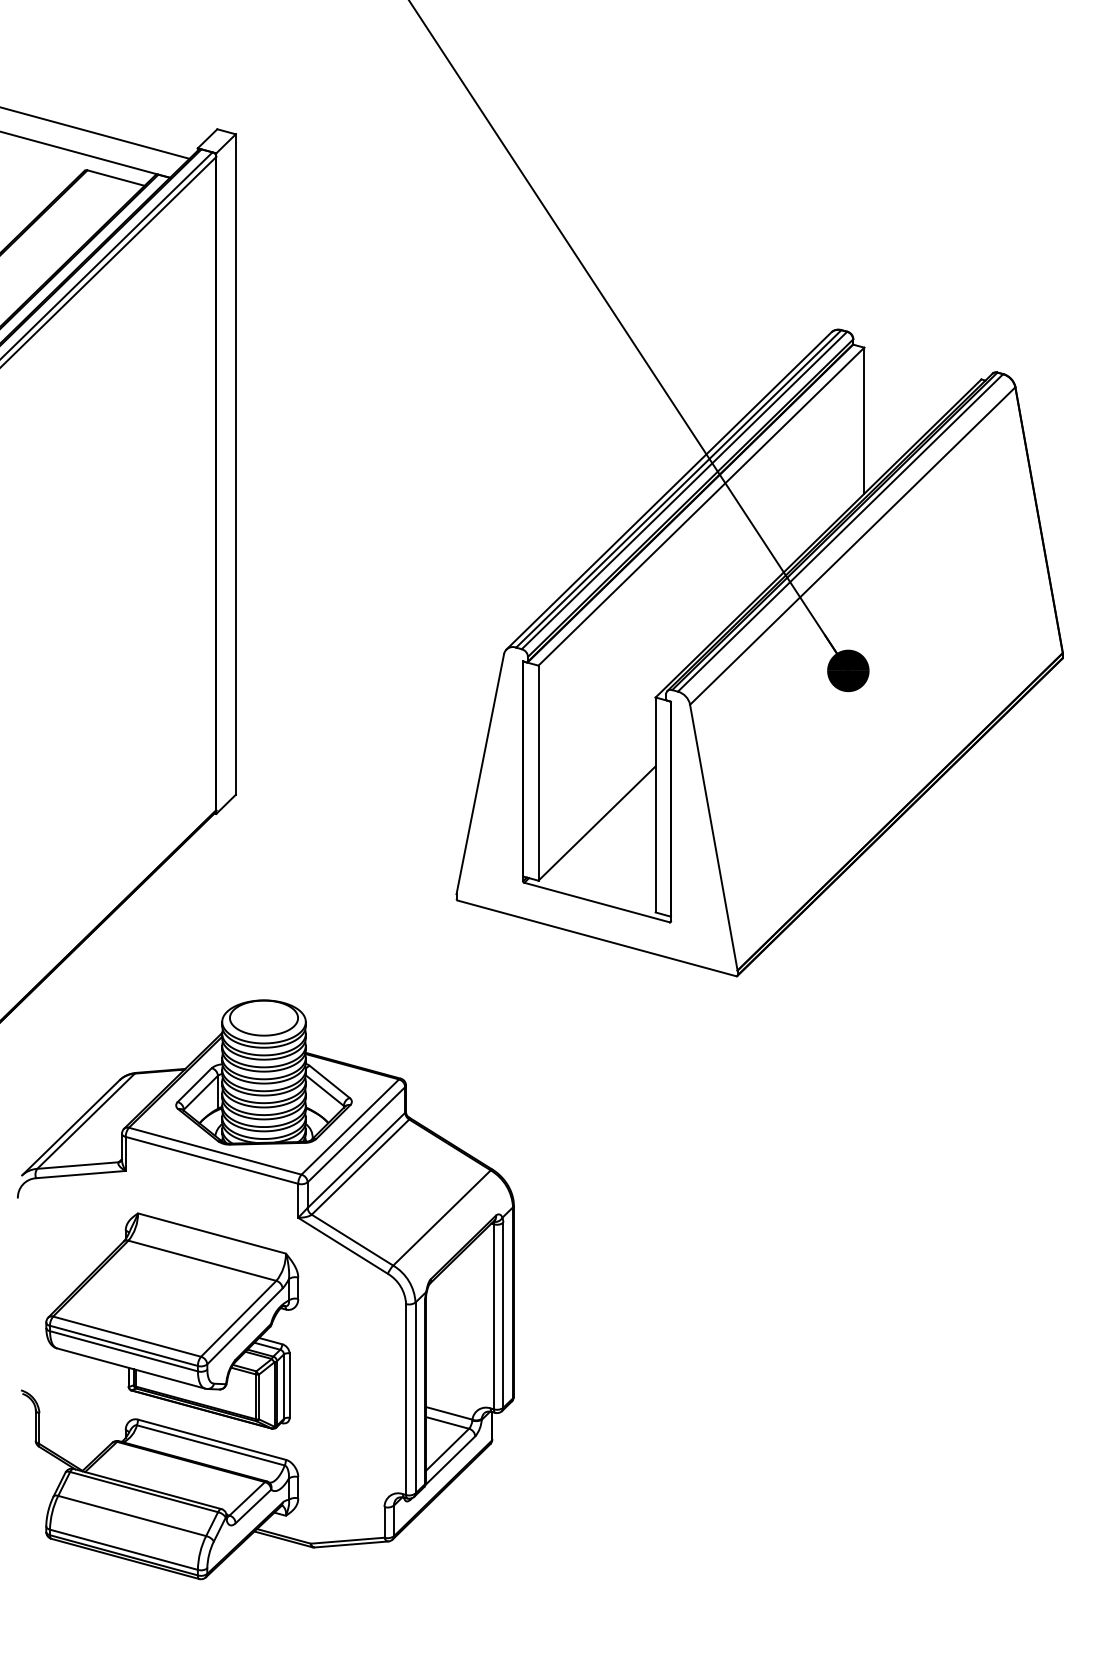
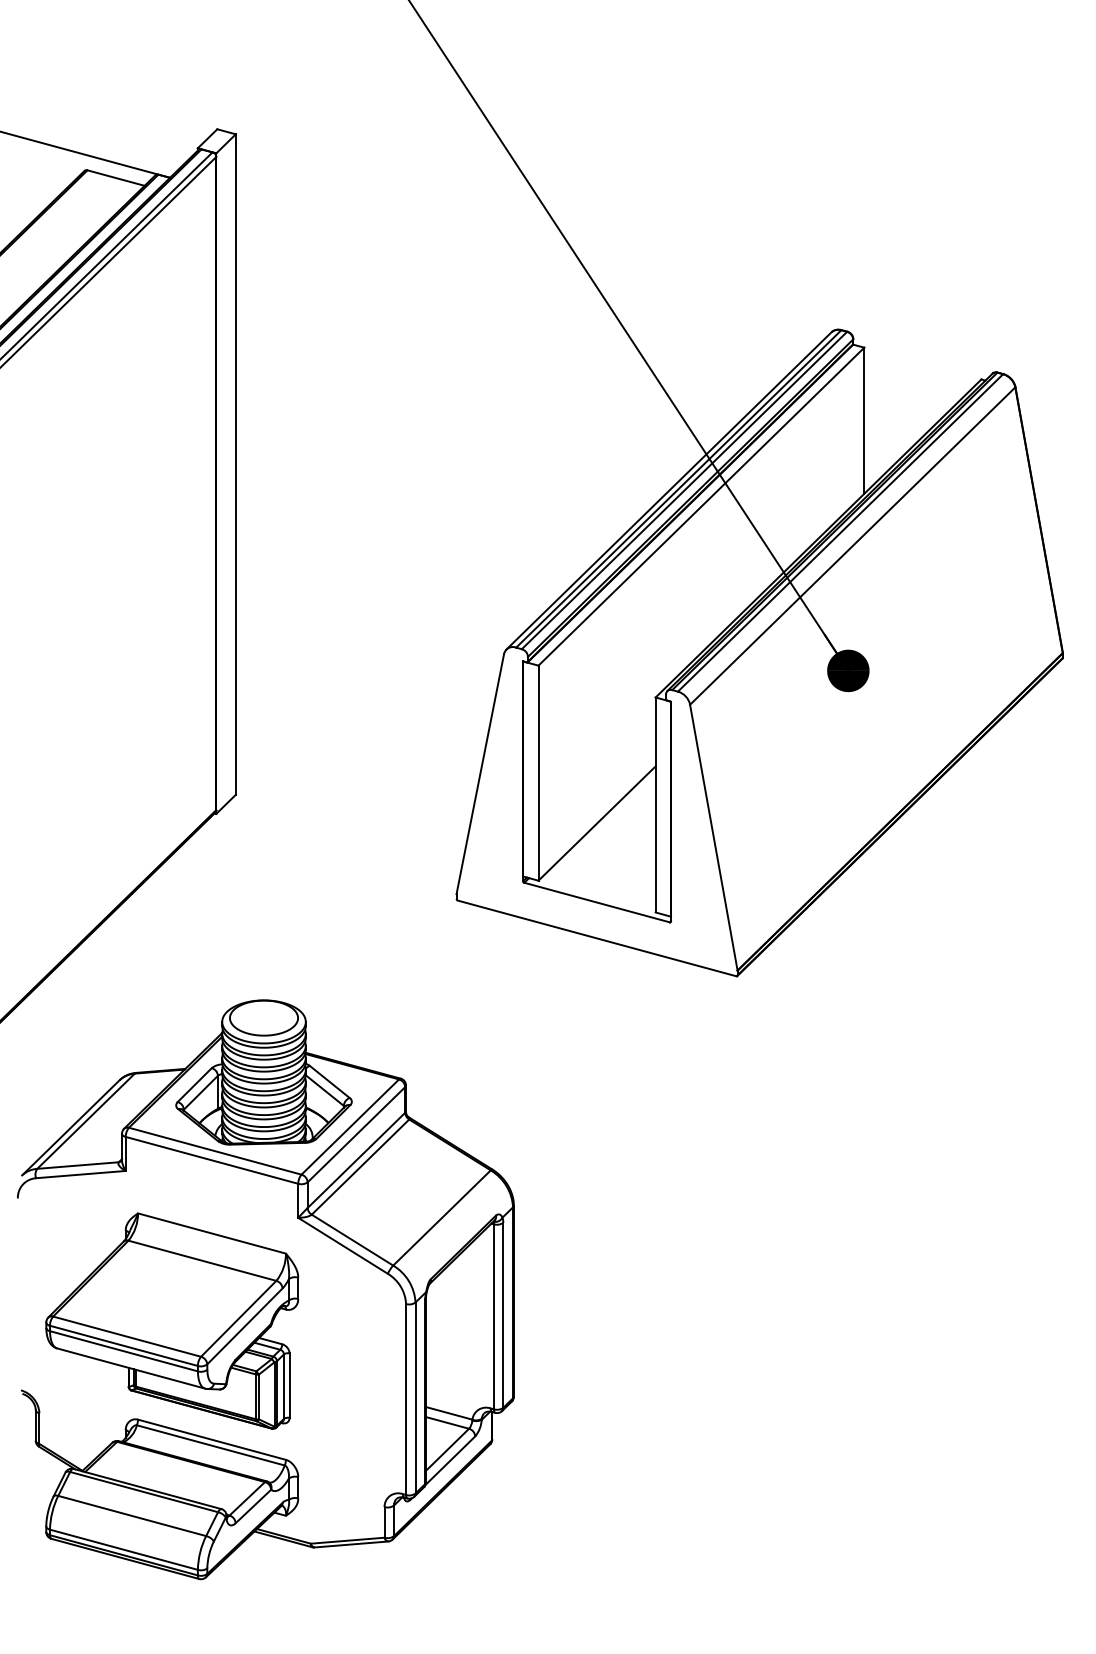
line: present -> none (95, 133)
